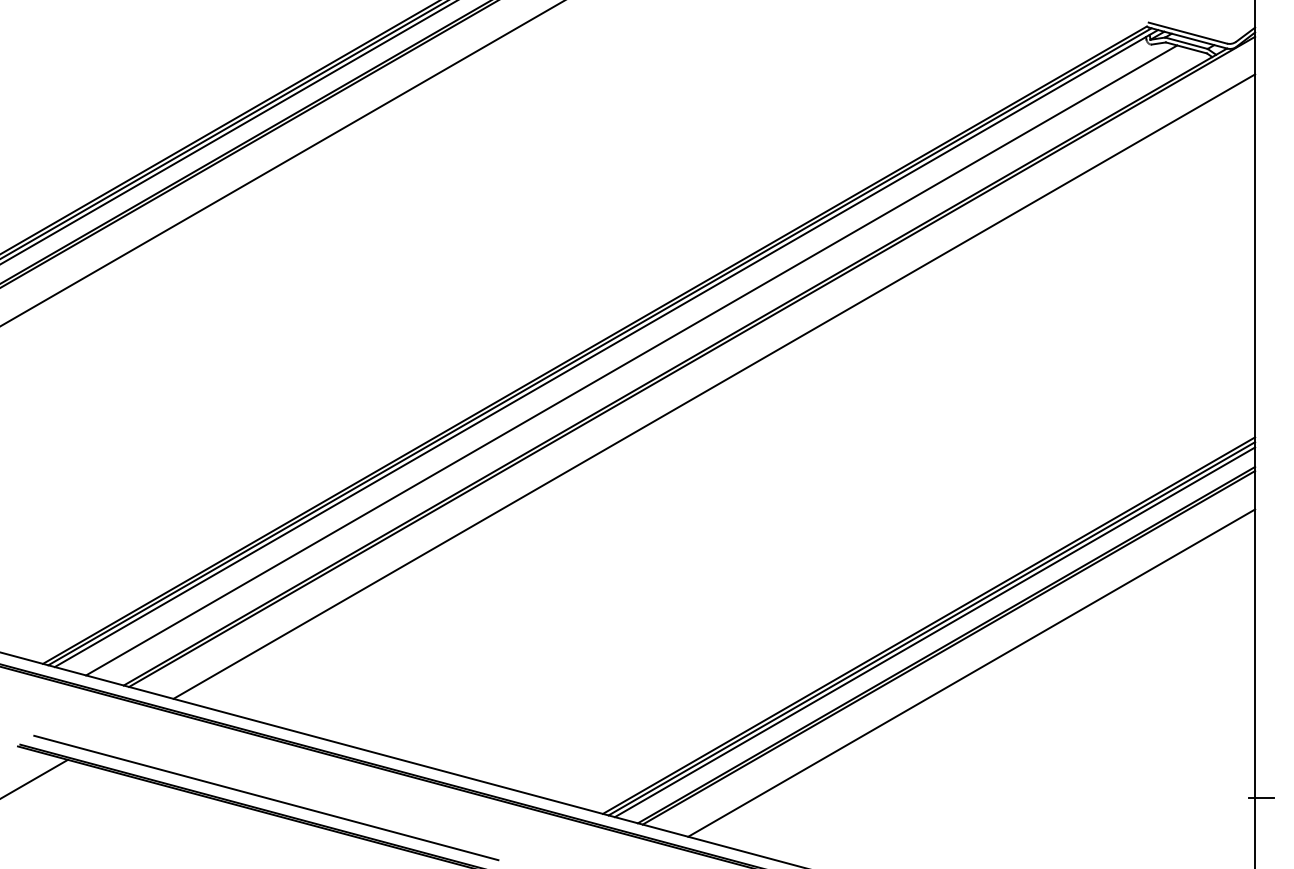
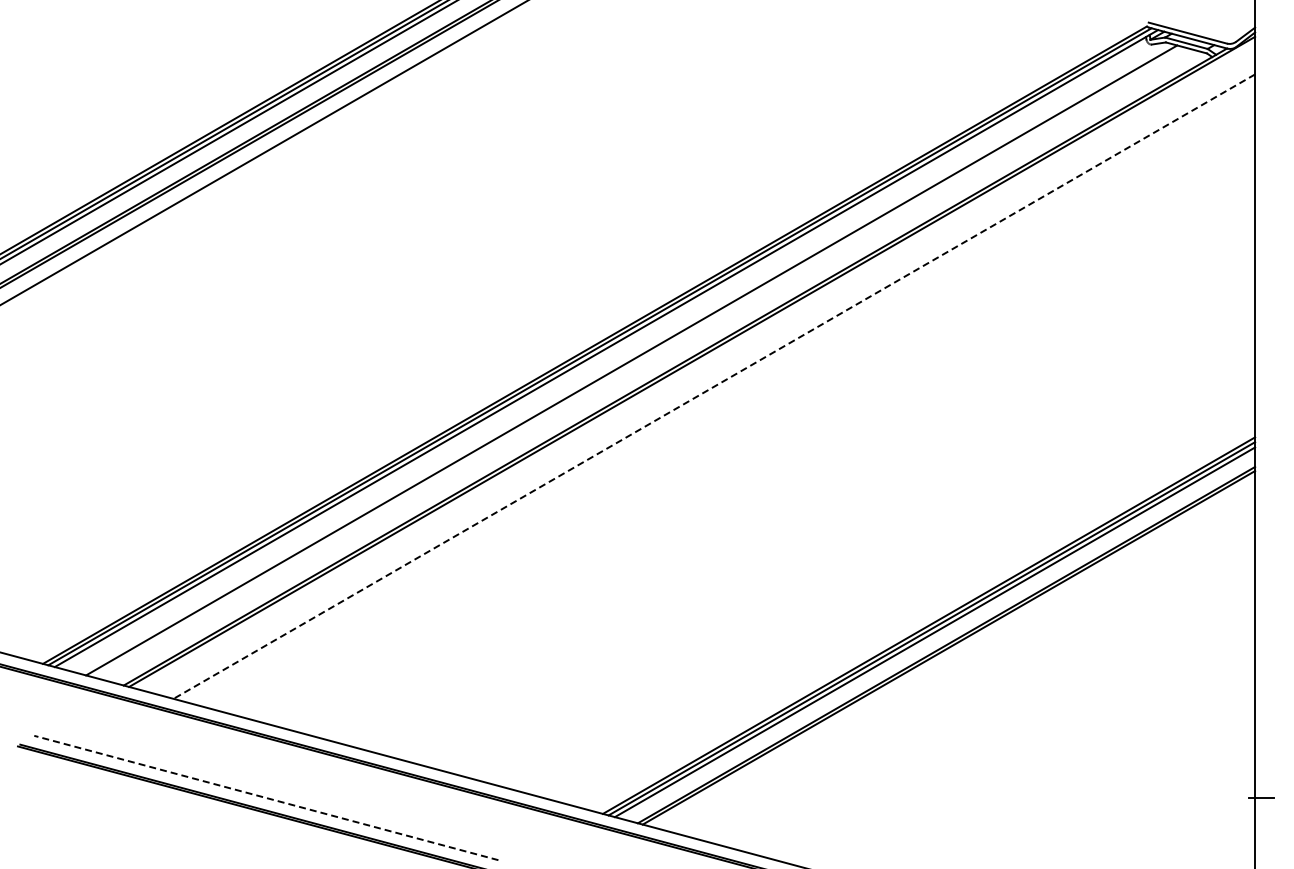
line position: (281, 163) -> (263, 152) (263, 152)
line: solid -> dashed (713, 386)
line: present -> none (971, 672)
line: present -> none (34, 778)
line: solid -> dashed (265, 797)
